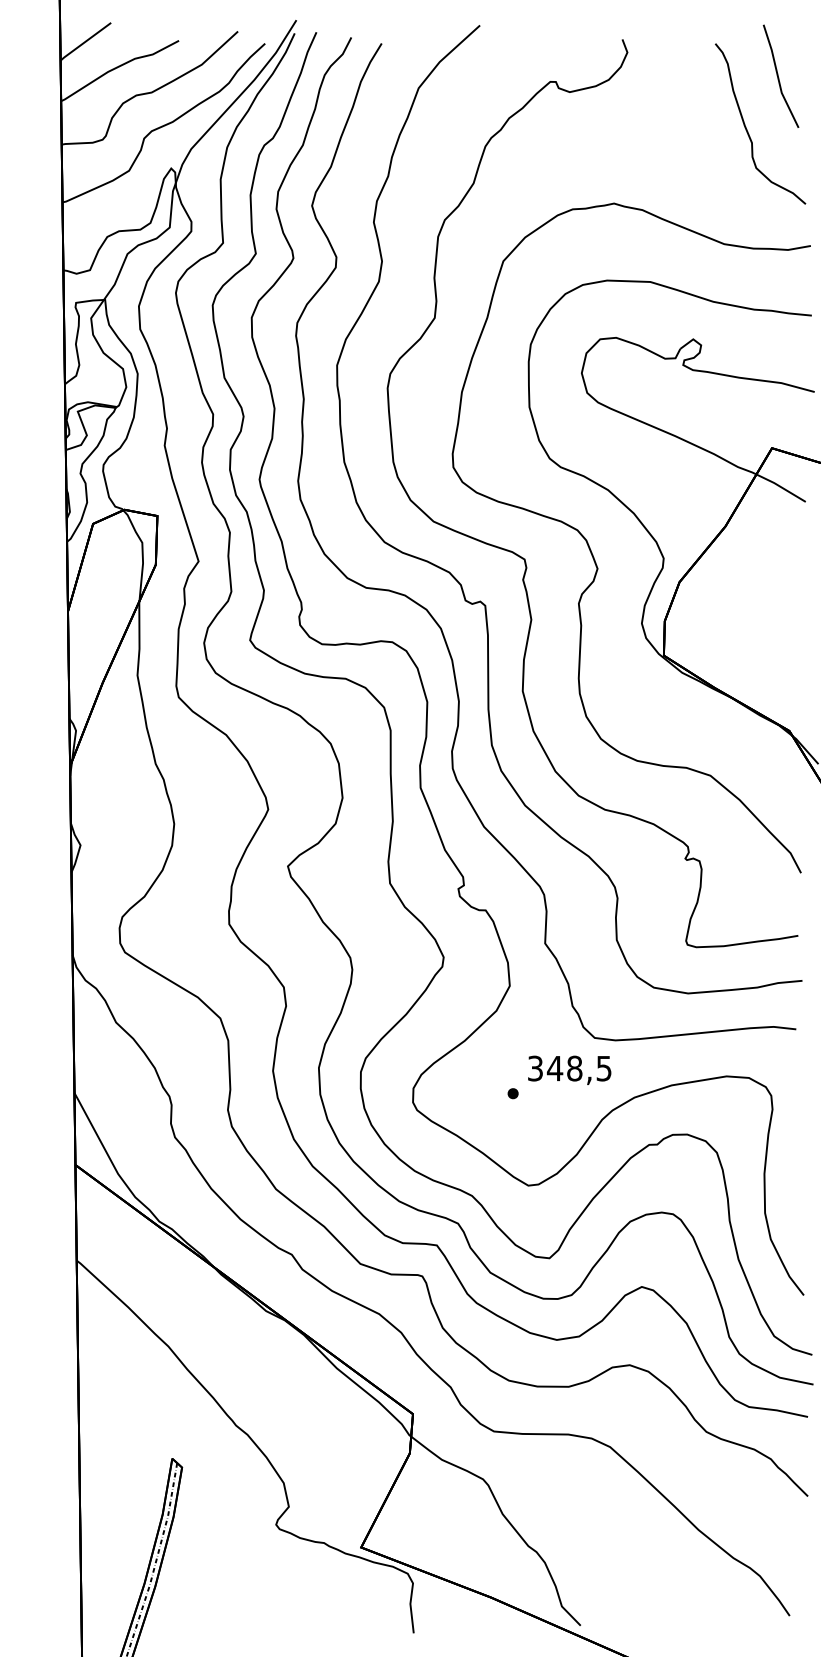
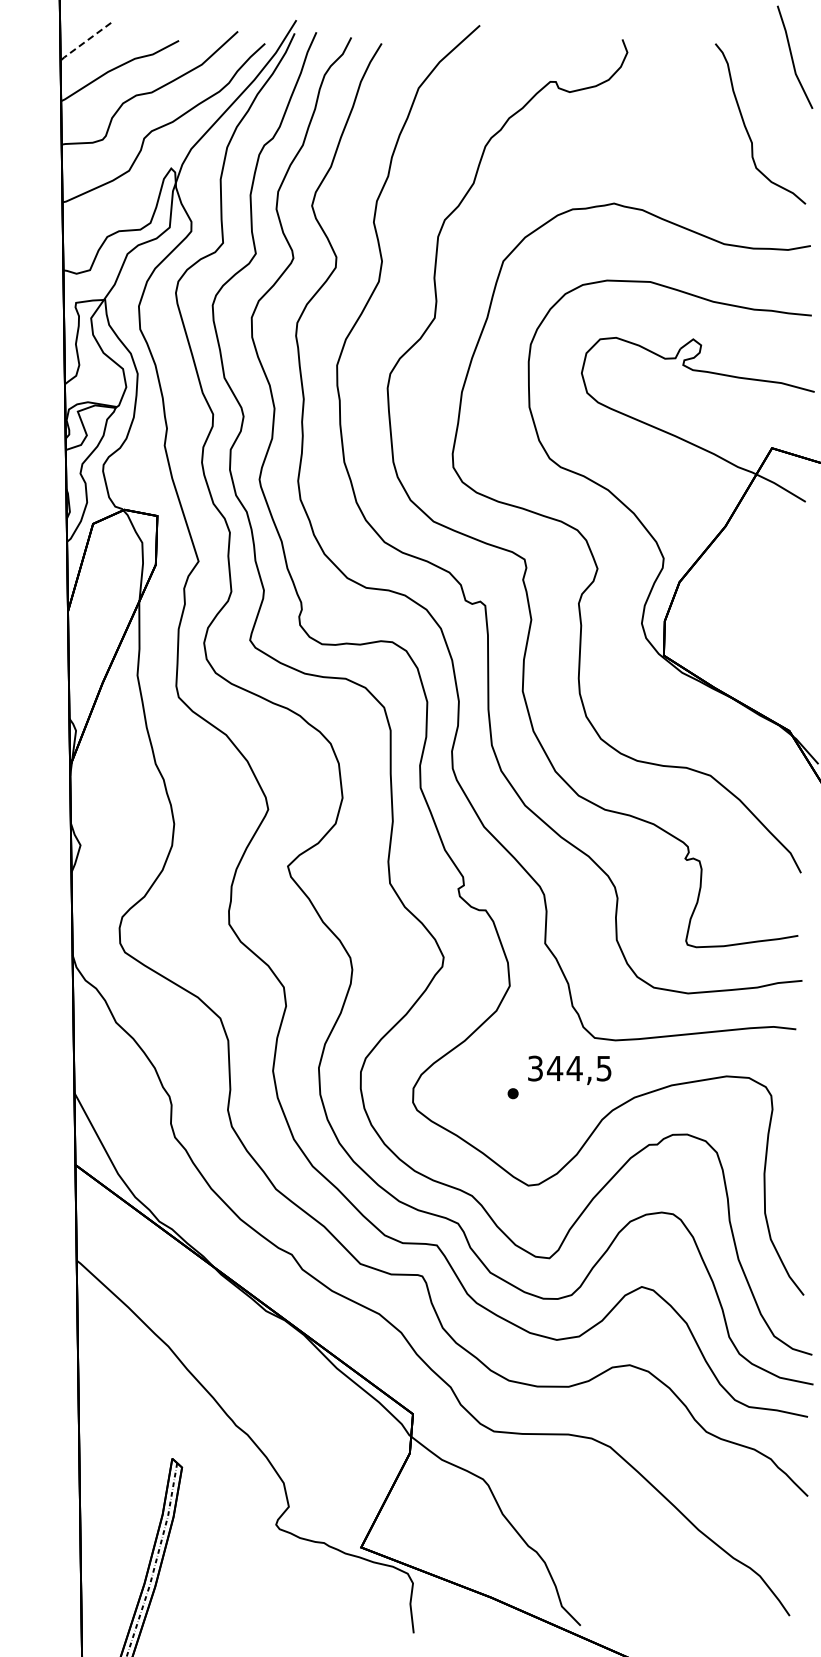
line: solid -> dashed (84, 42)
line position: (778, 75) -> (792, 56) (792, 56)
text: 348,5 -> 344,5 (574, 1068)
